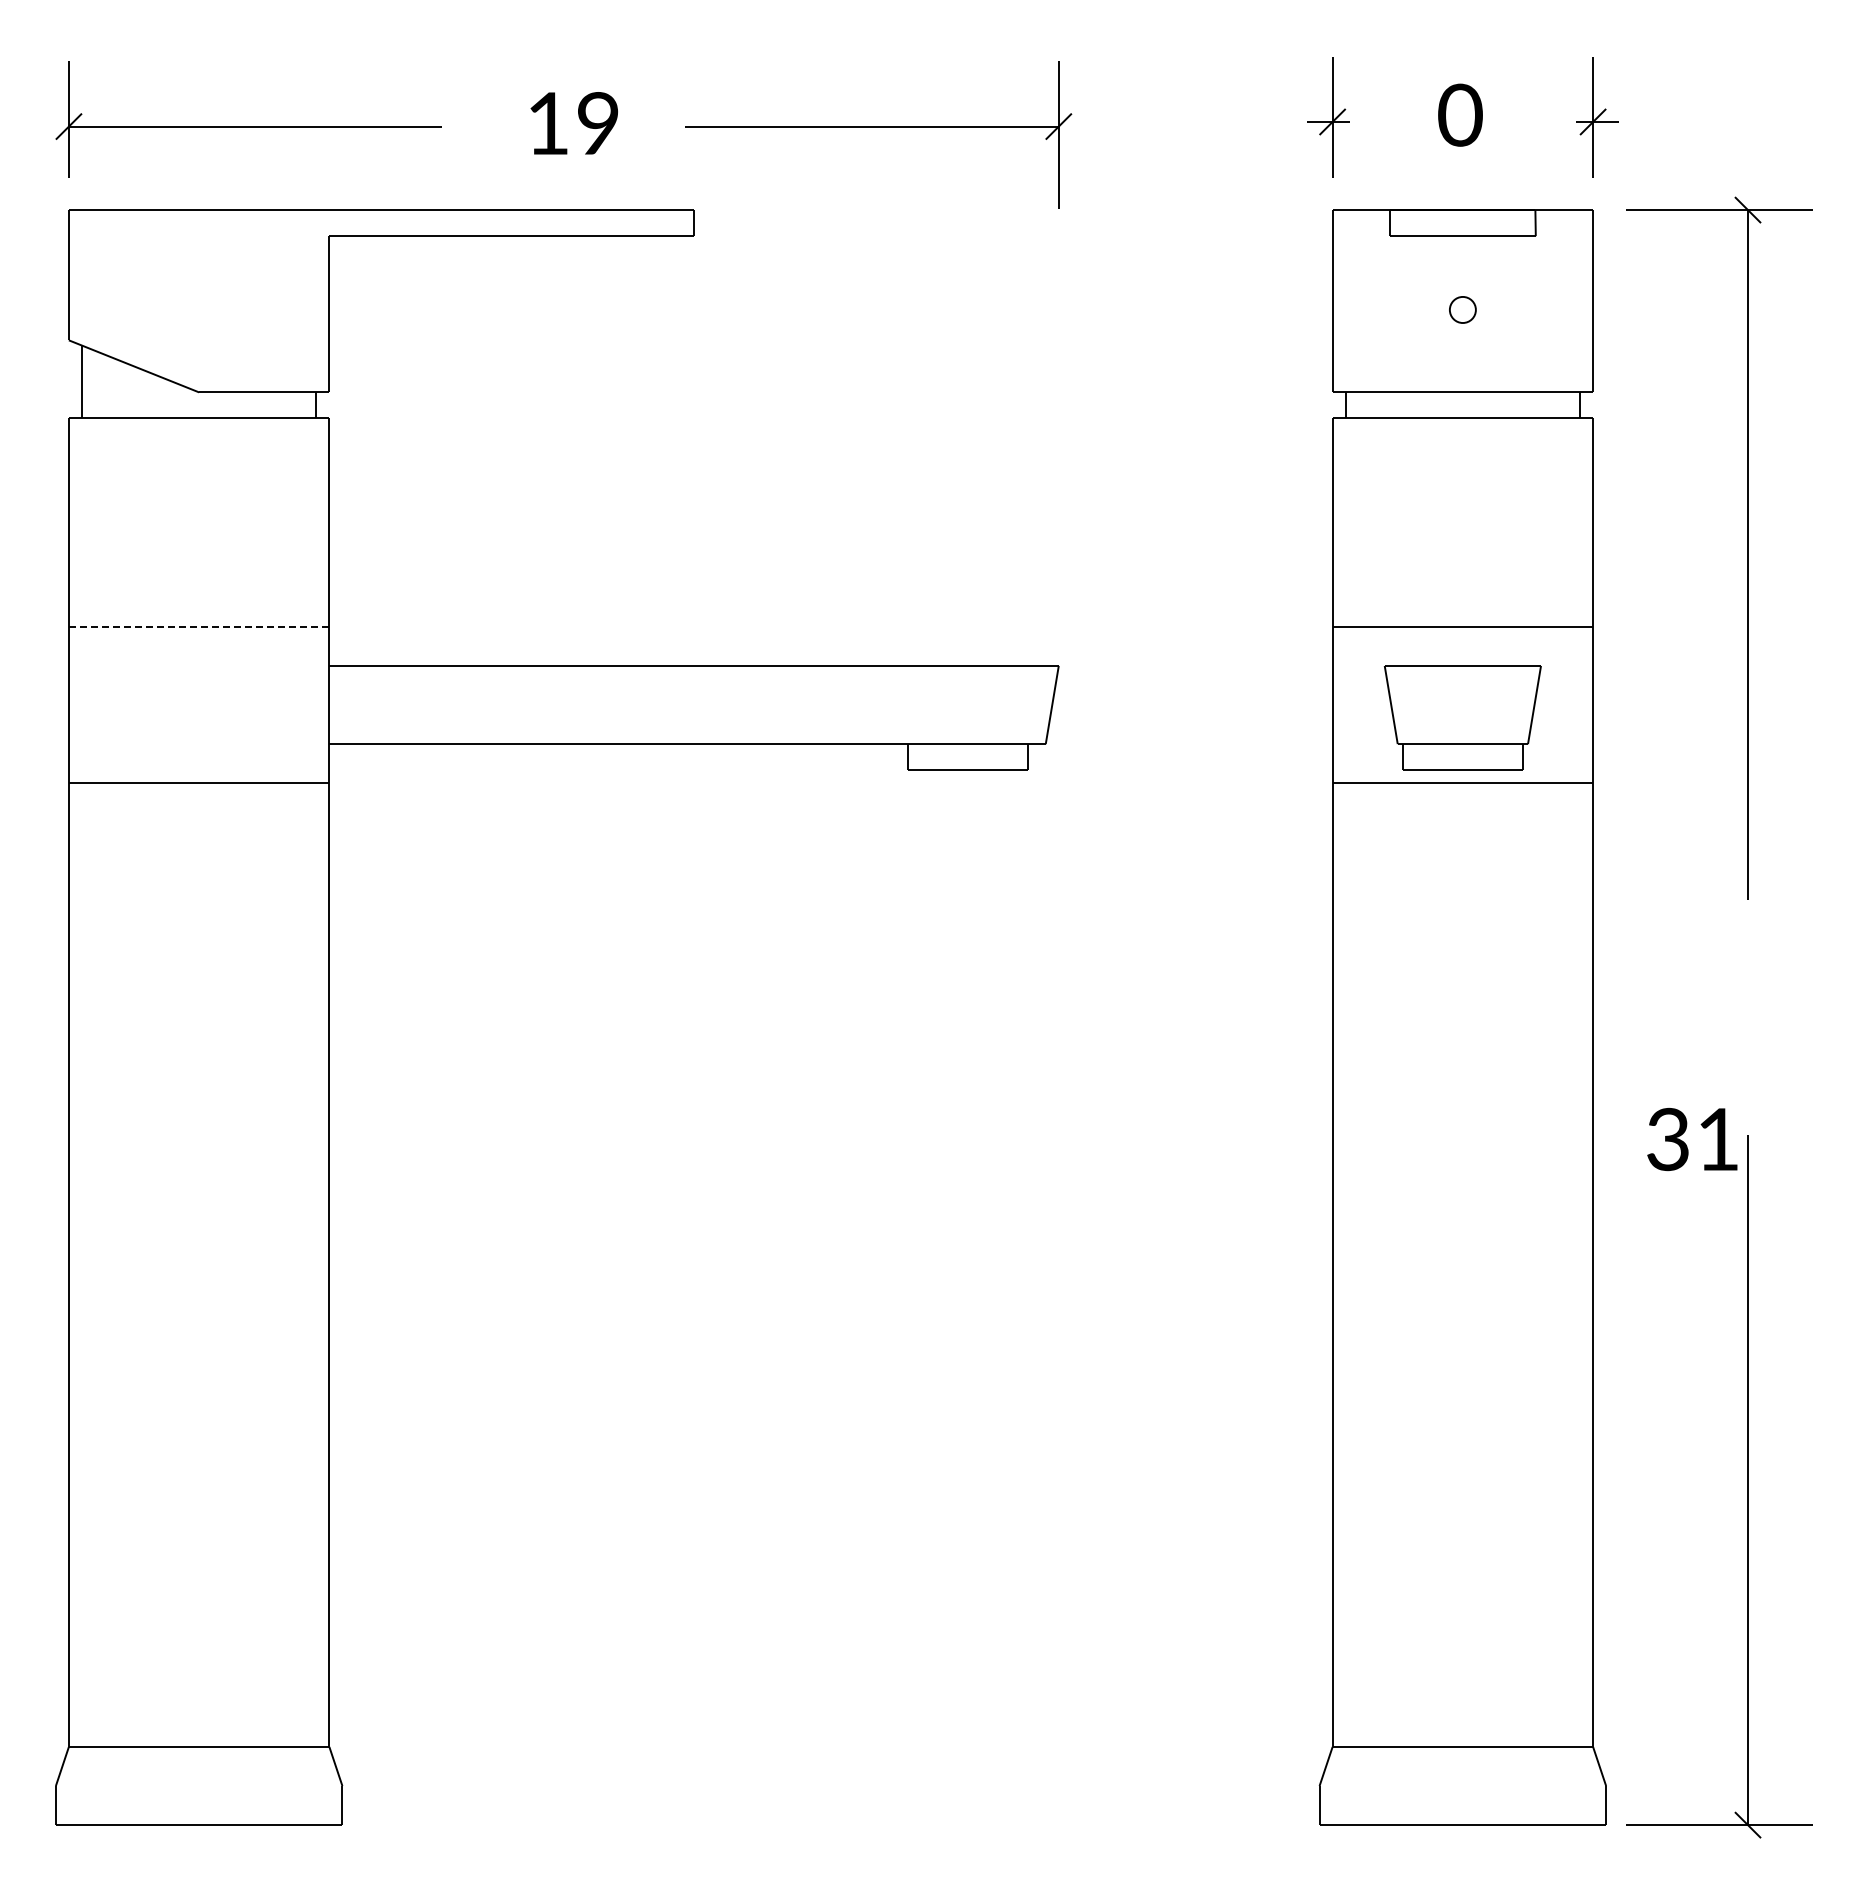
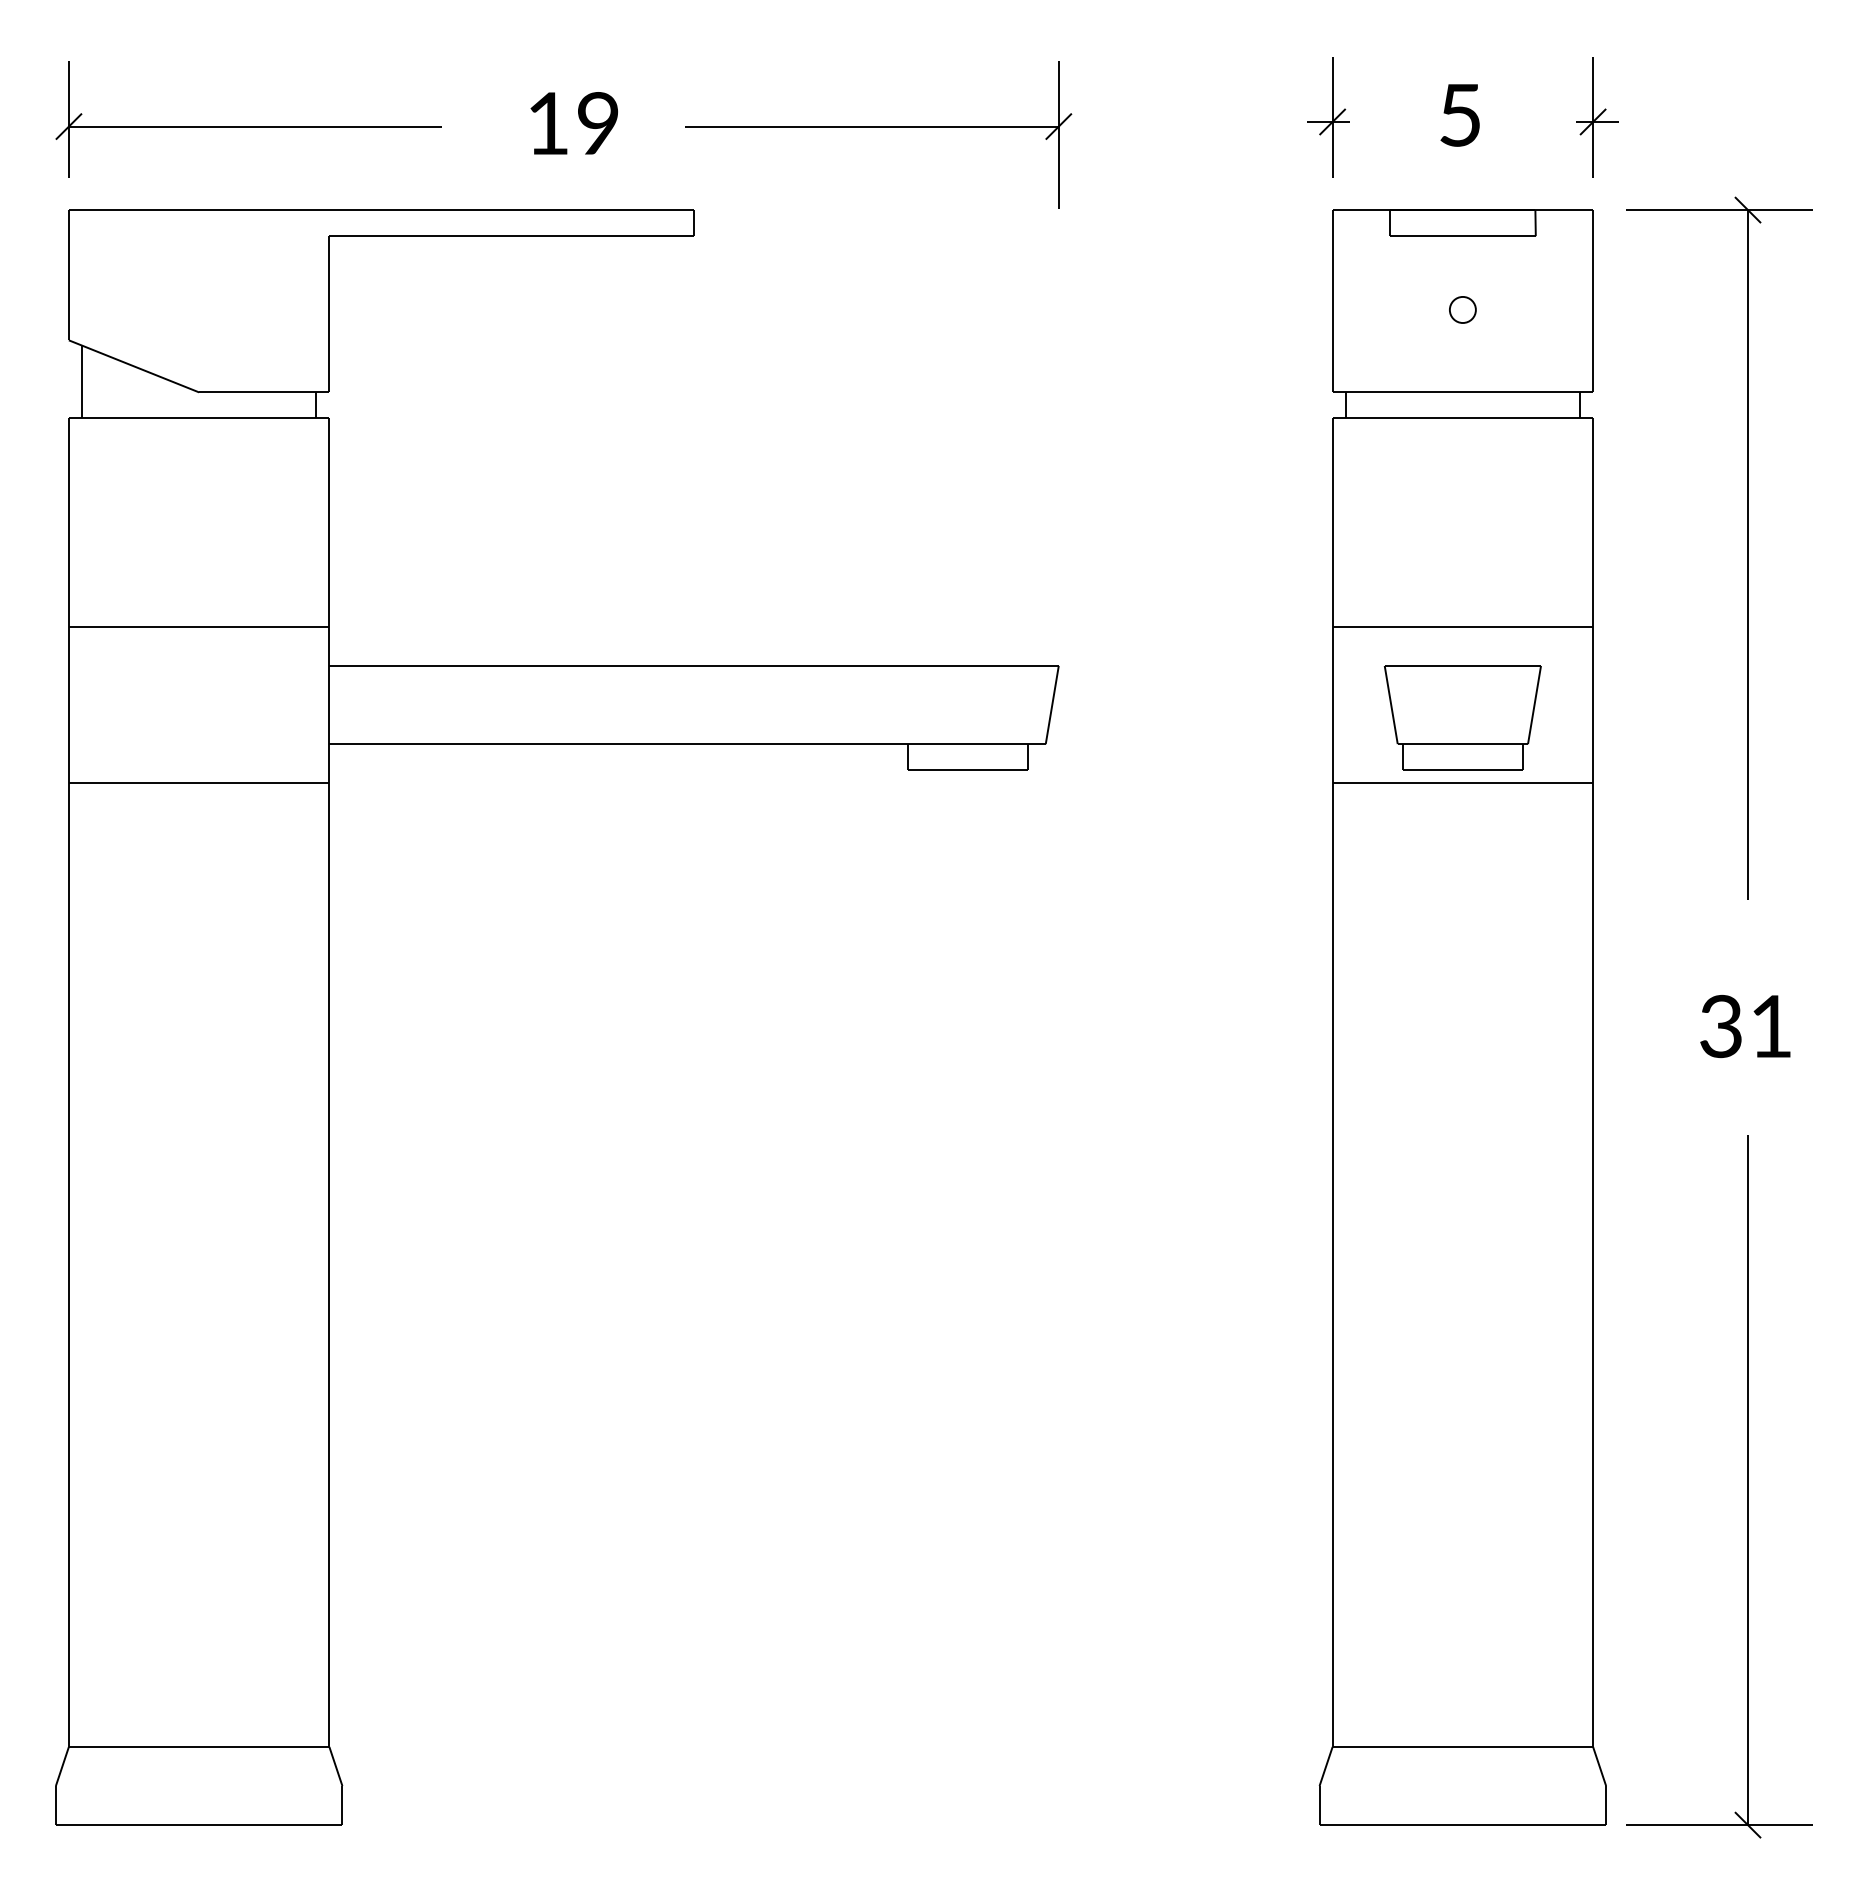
text: 0 -> 5 (1460, 114)
line: dashed -> solid (198, 626)
text position: (1692, 1139) -> (1745, 1026) (1745, 1026)
